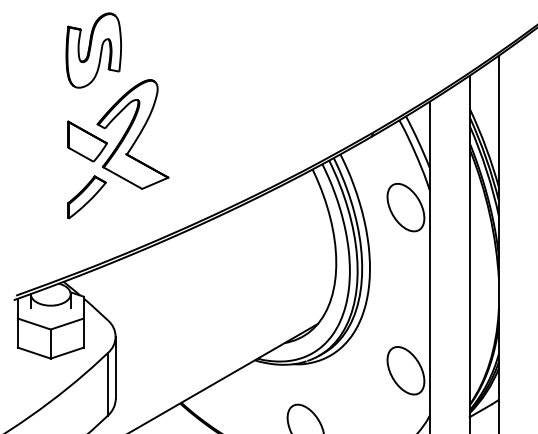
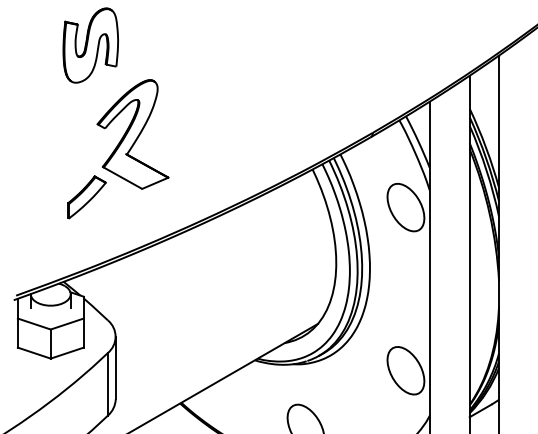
part position: (93, 50) -> (90, 45) (90, 45)
part: present -> none (87, 141)
